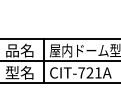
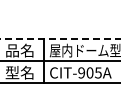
line: solid -> dashed (60, 38)
text: CIT-721A -> CIT-905A (89, 72)
